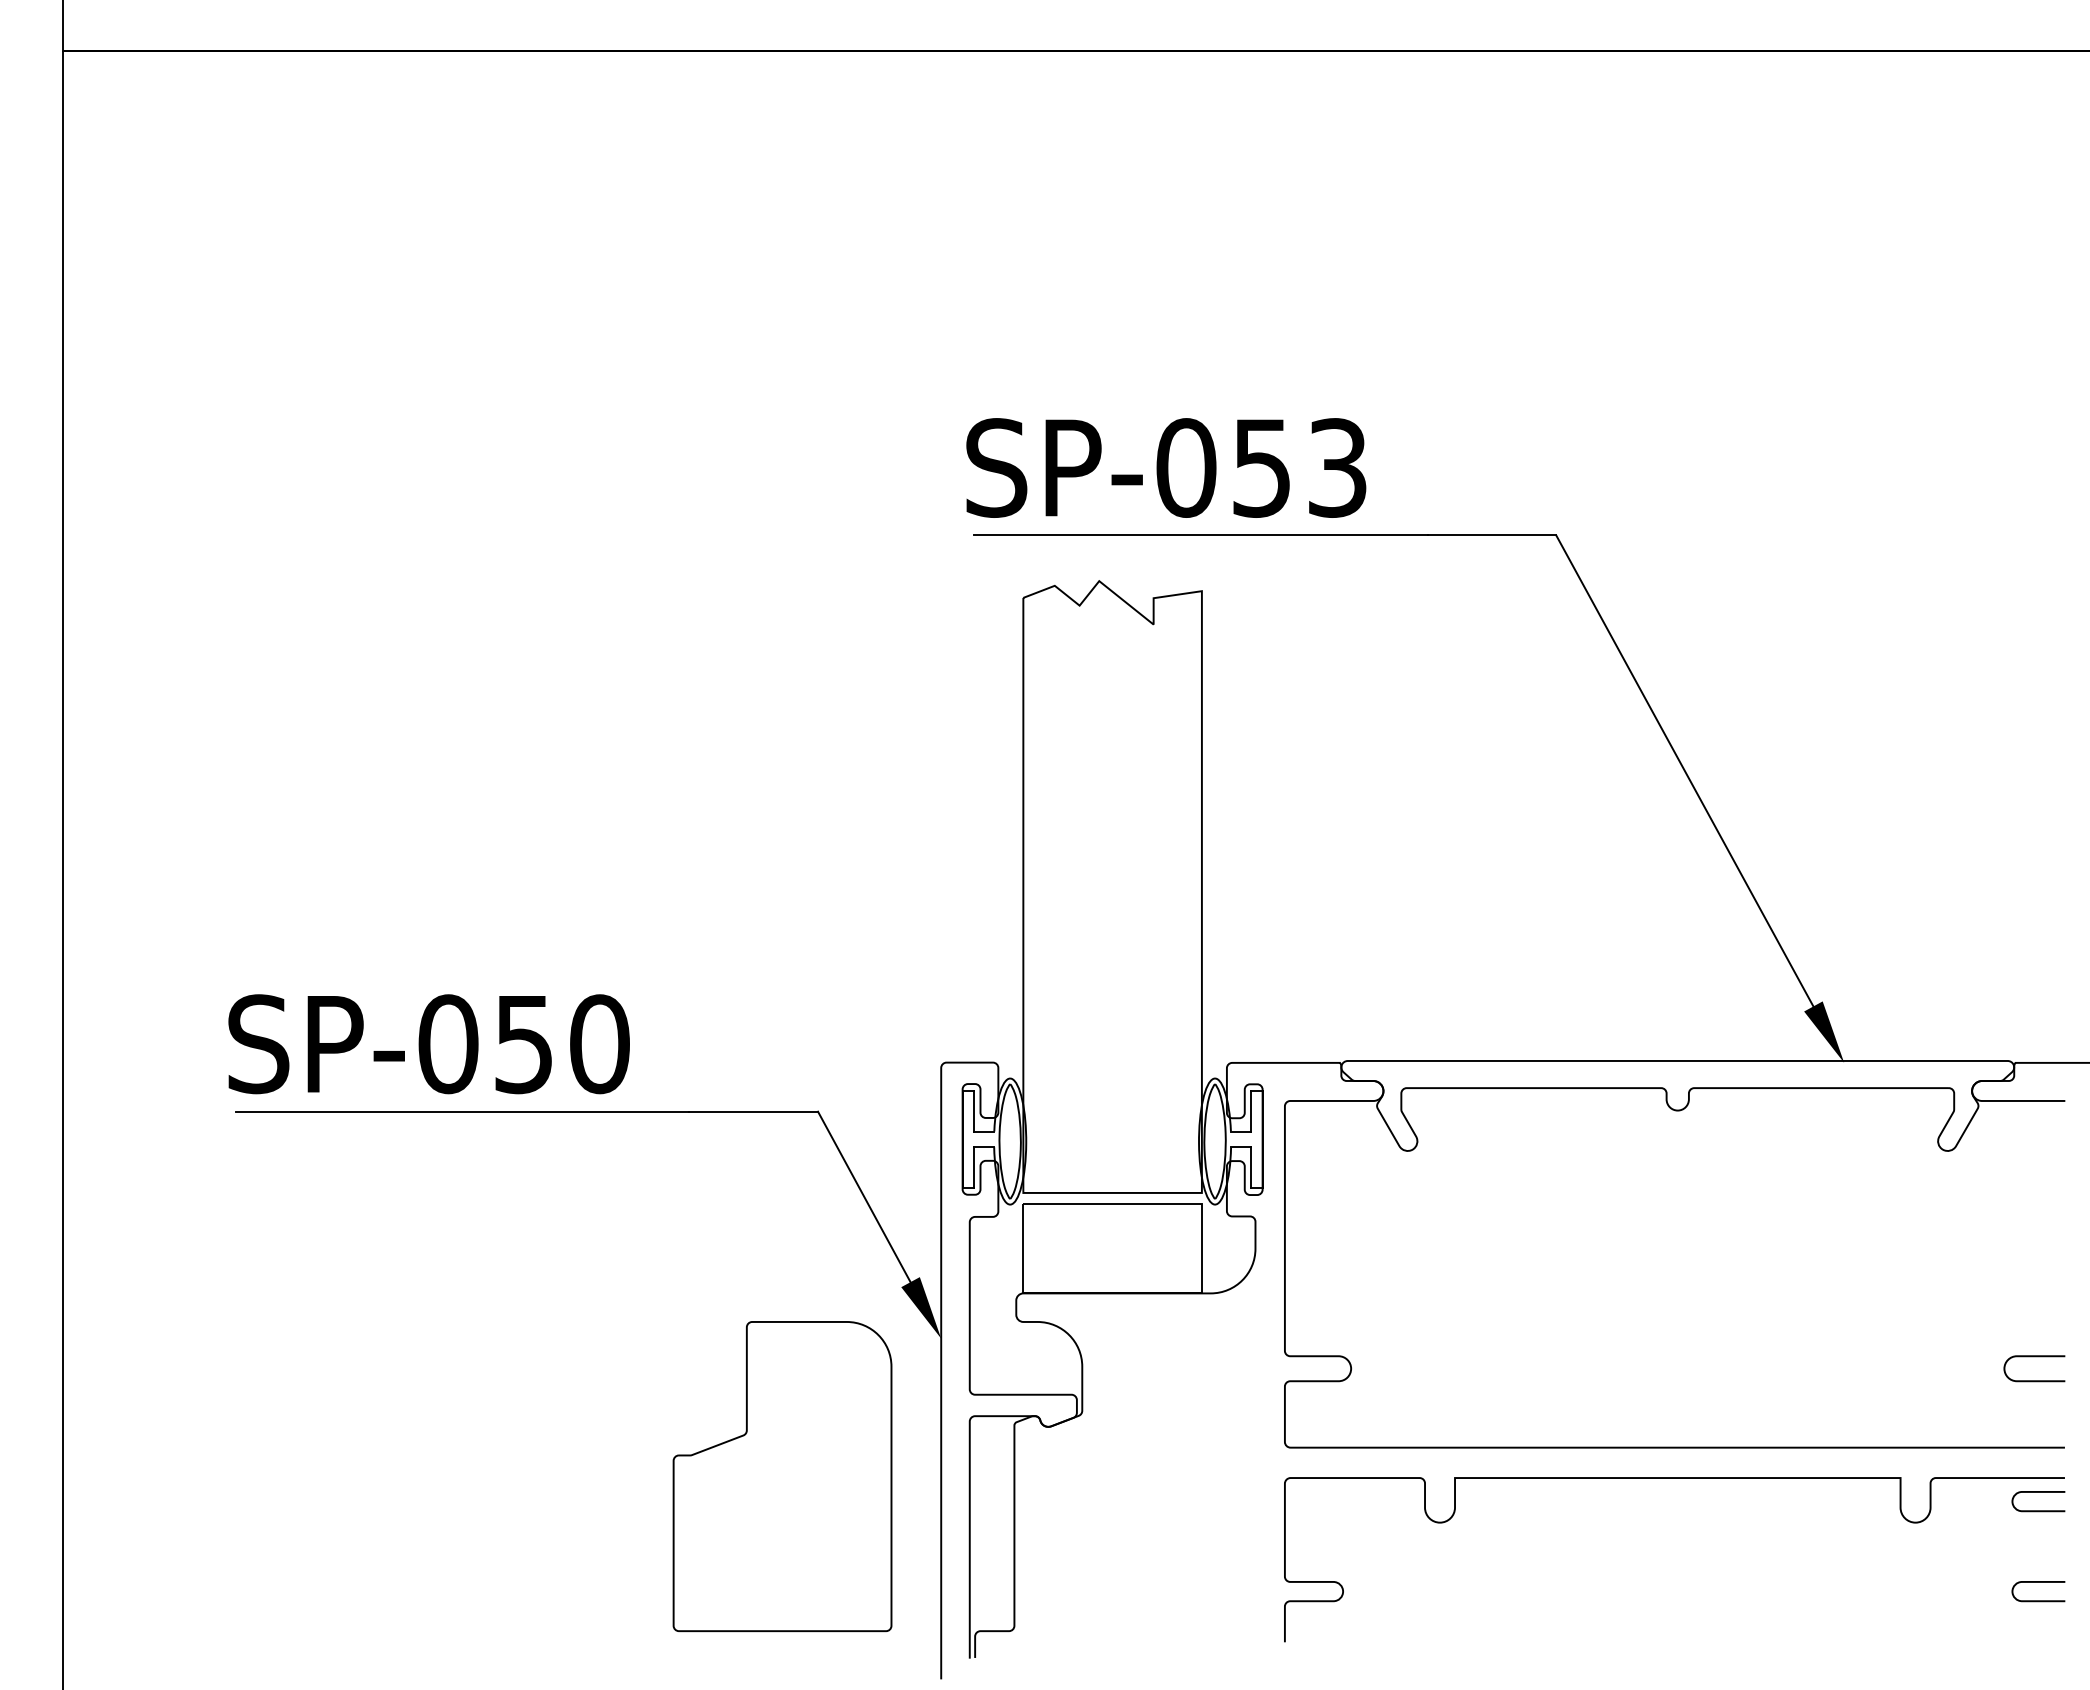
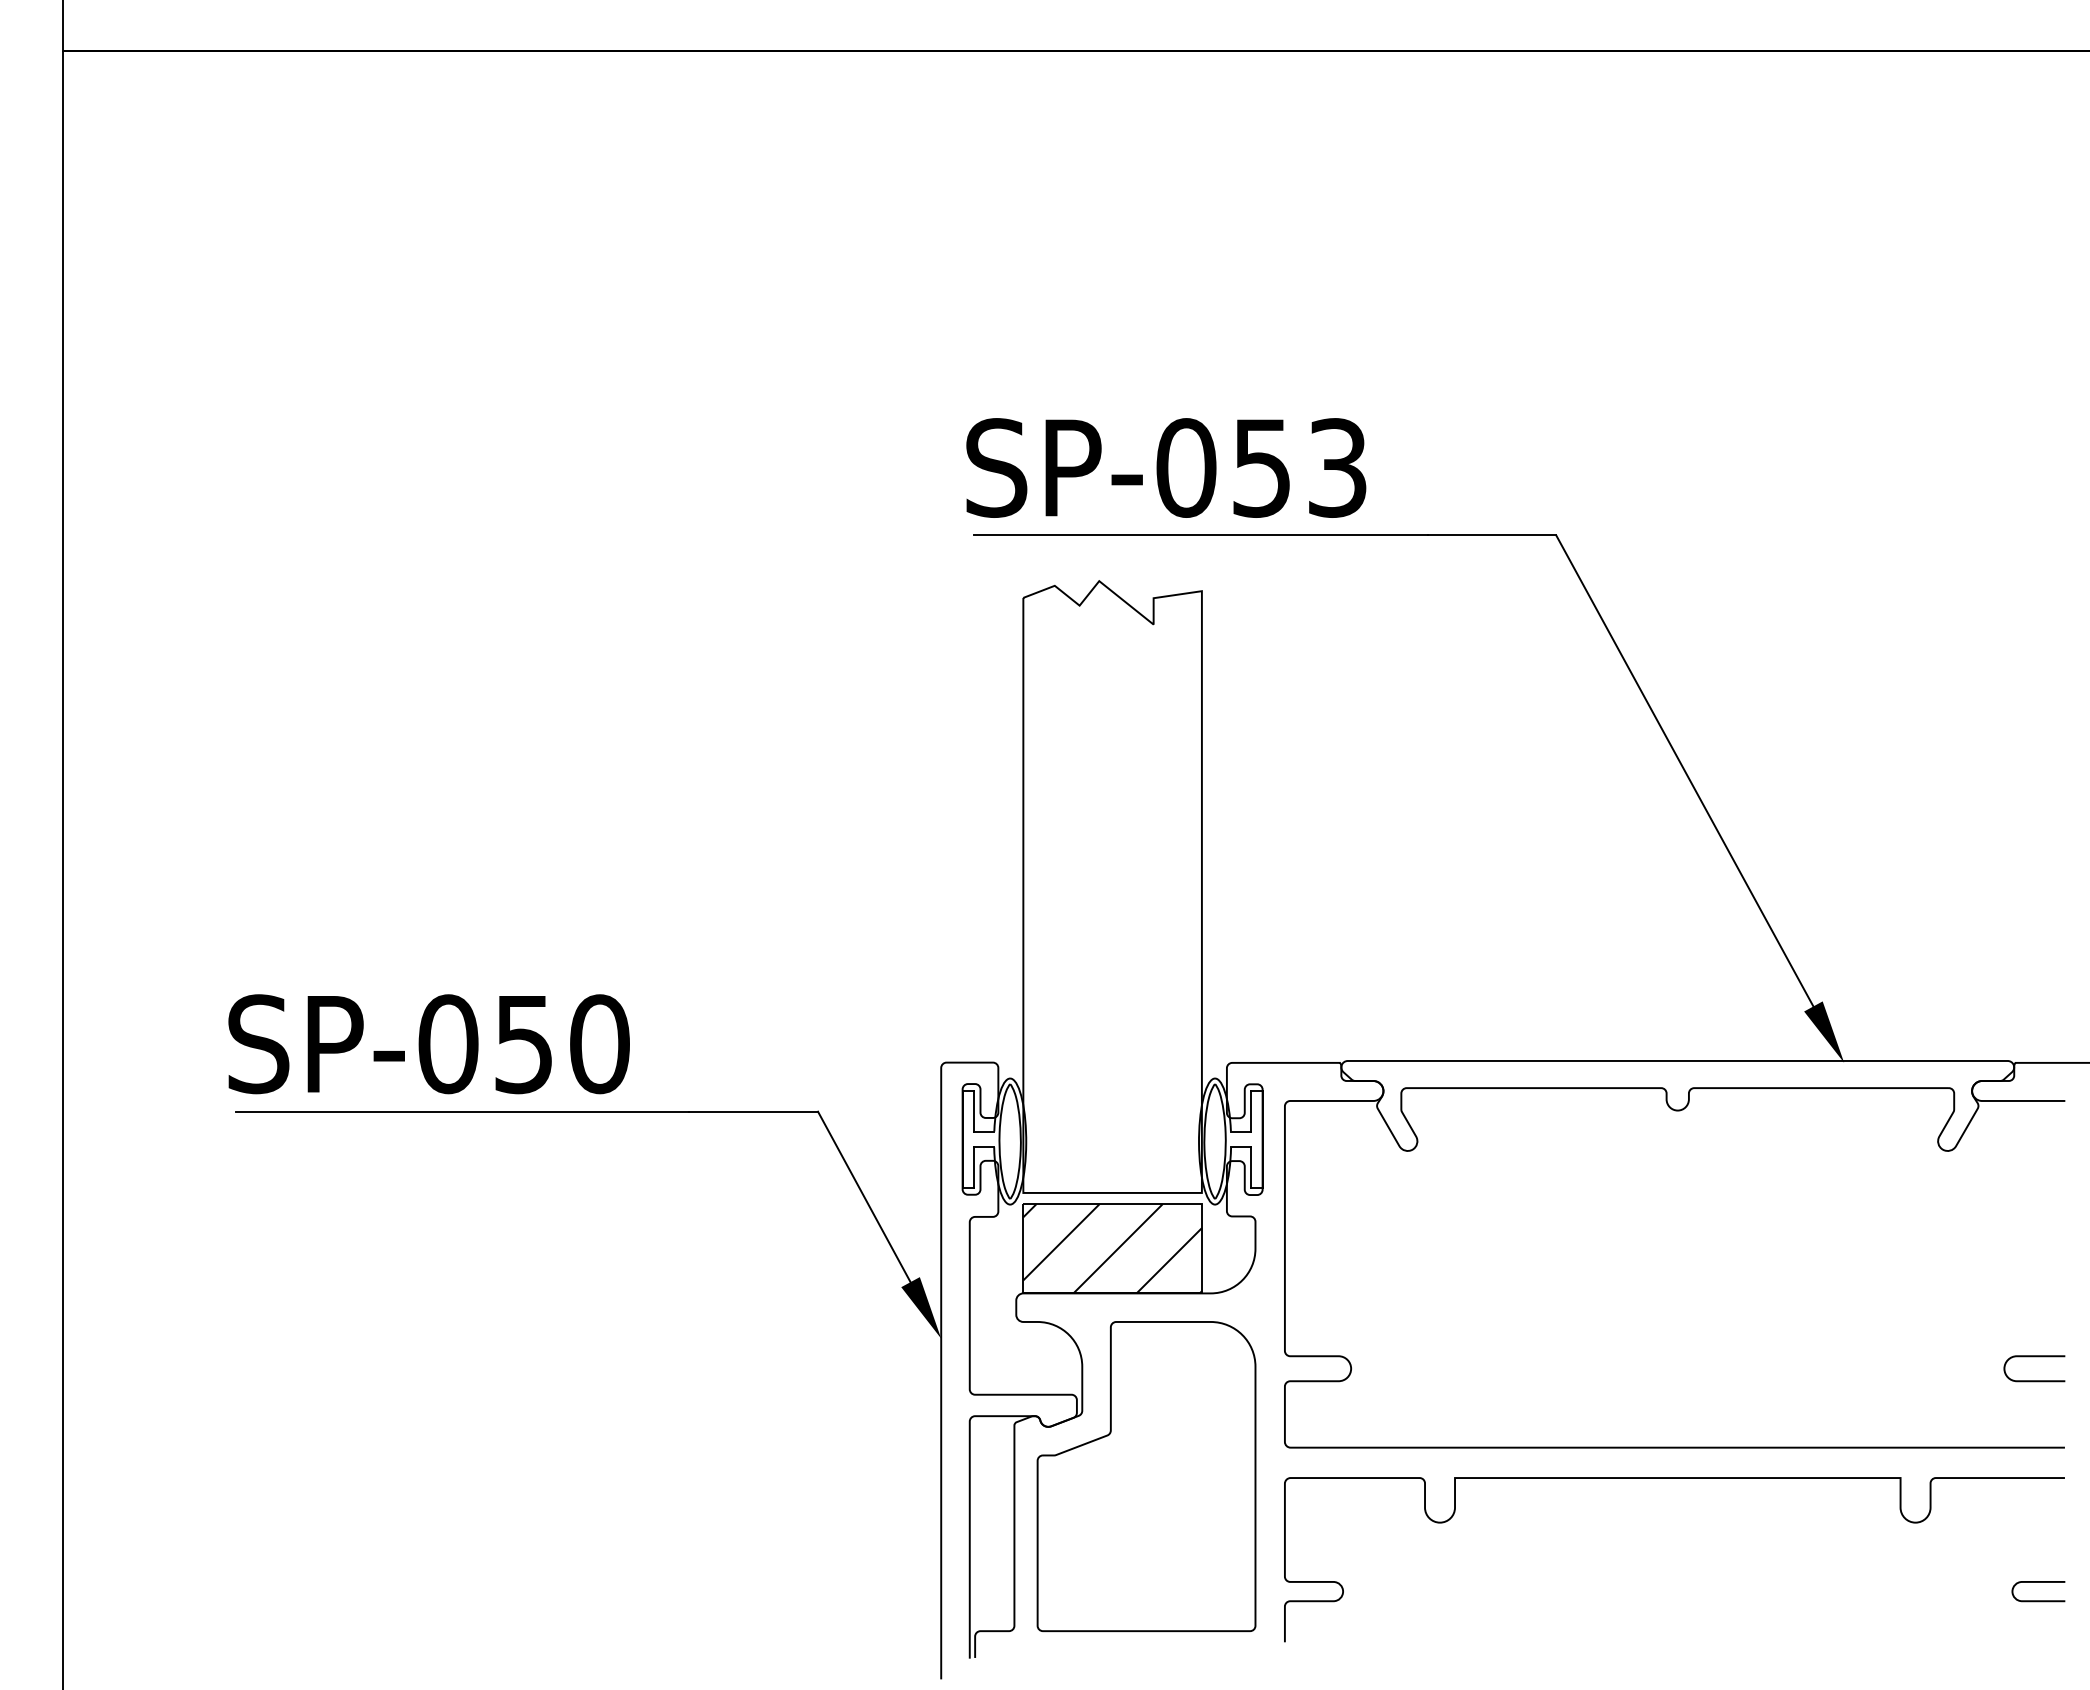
hatch: none -> present (1112, 1248)
part position: (782, 1476) -> (1146, 1476) (1146, 1476)
curve: present -> none (2038, 1492)
